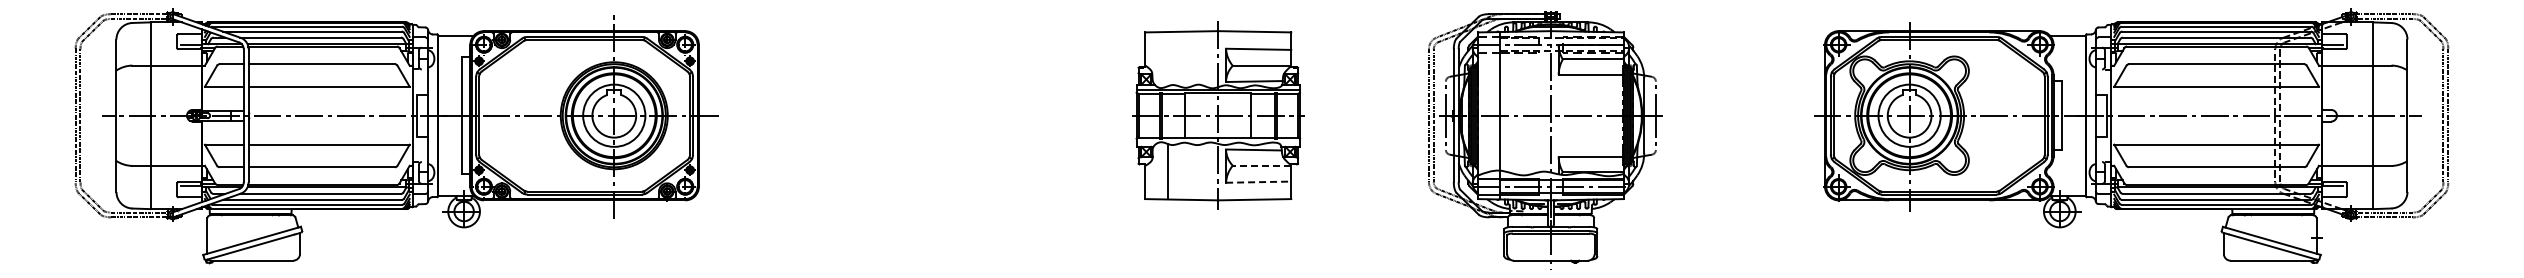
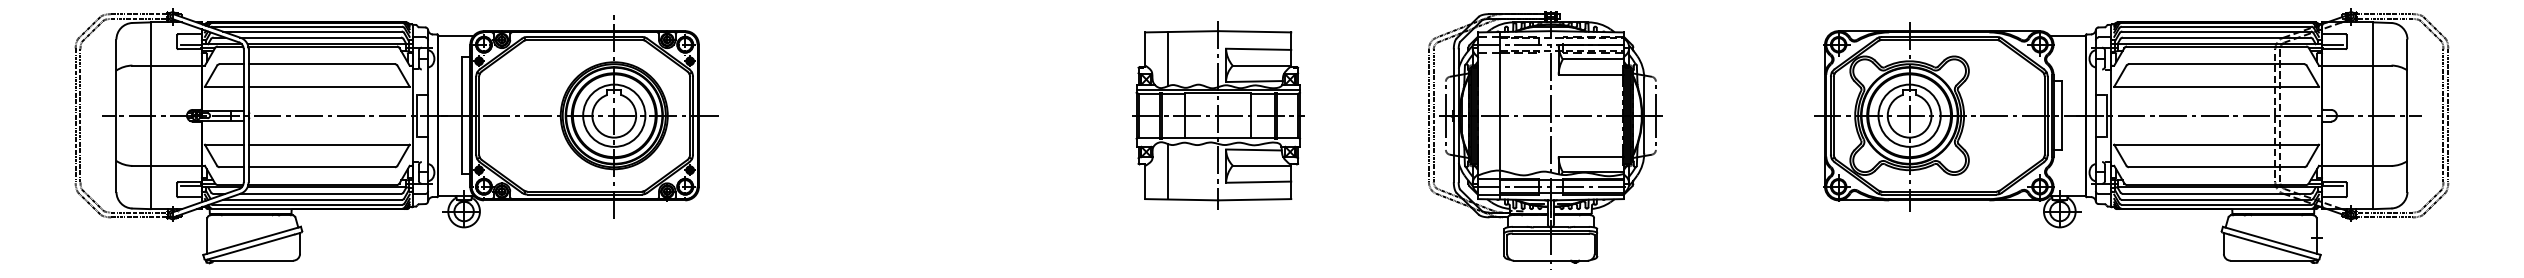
line: none -> present (1167, 59)
line: dashed -> solid (1261, 165)
line: dashed -> solid (1258, 182)
